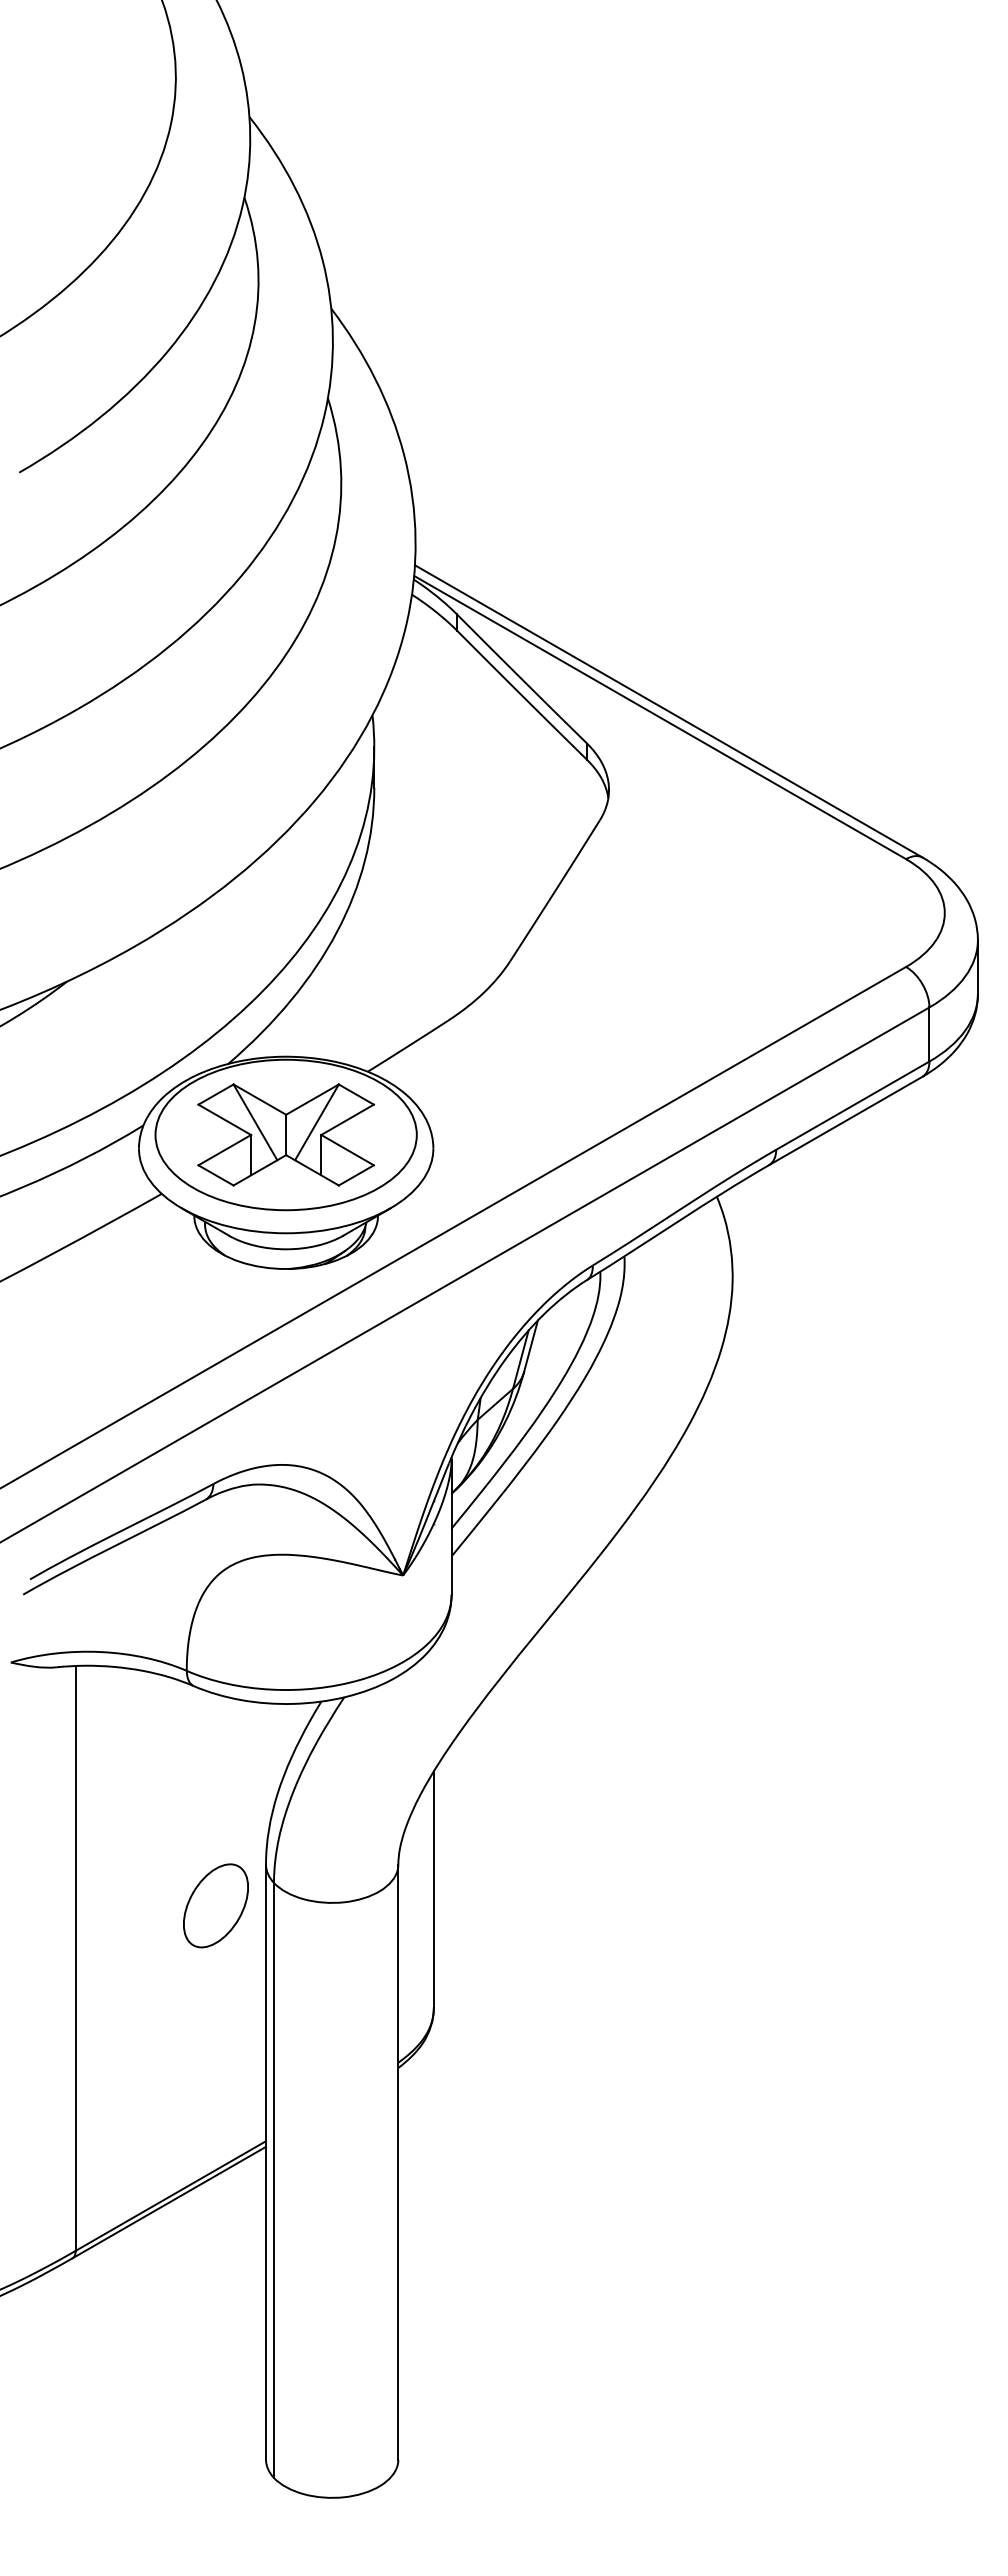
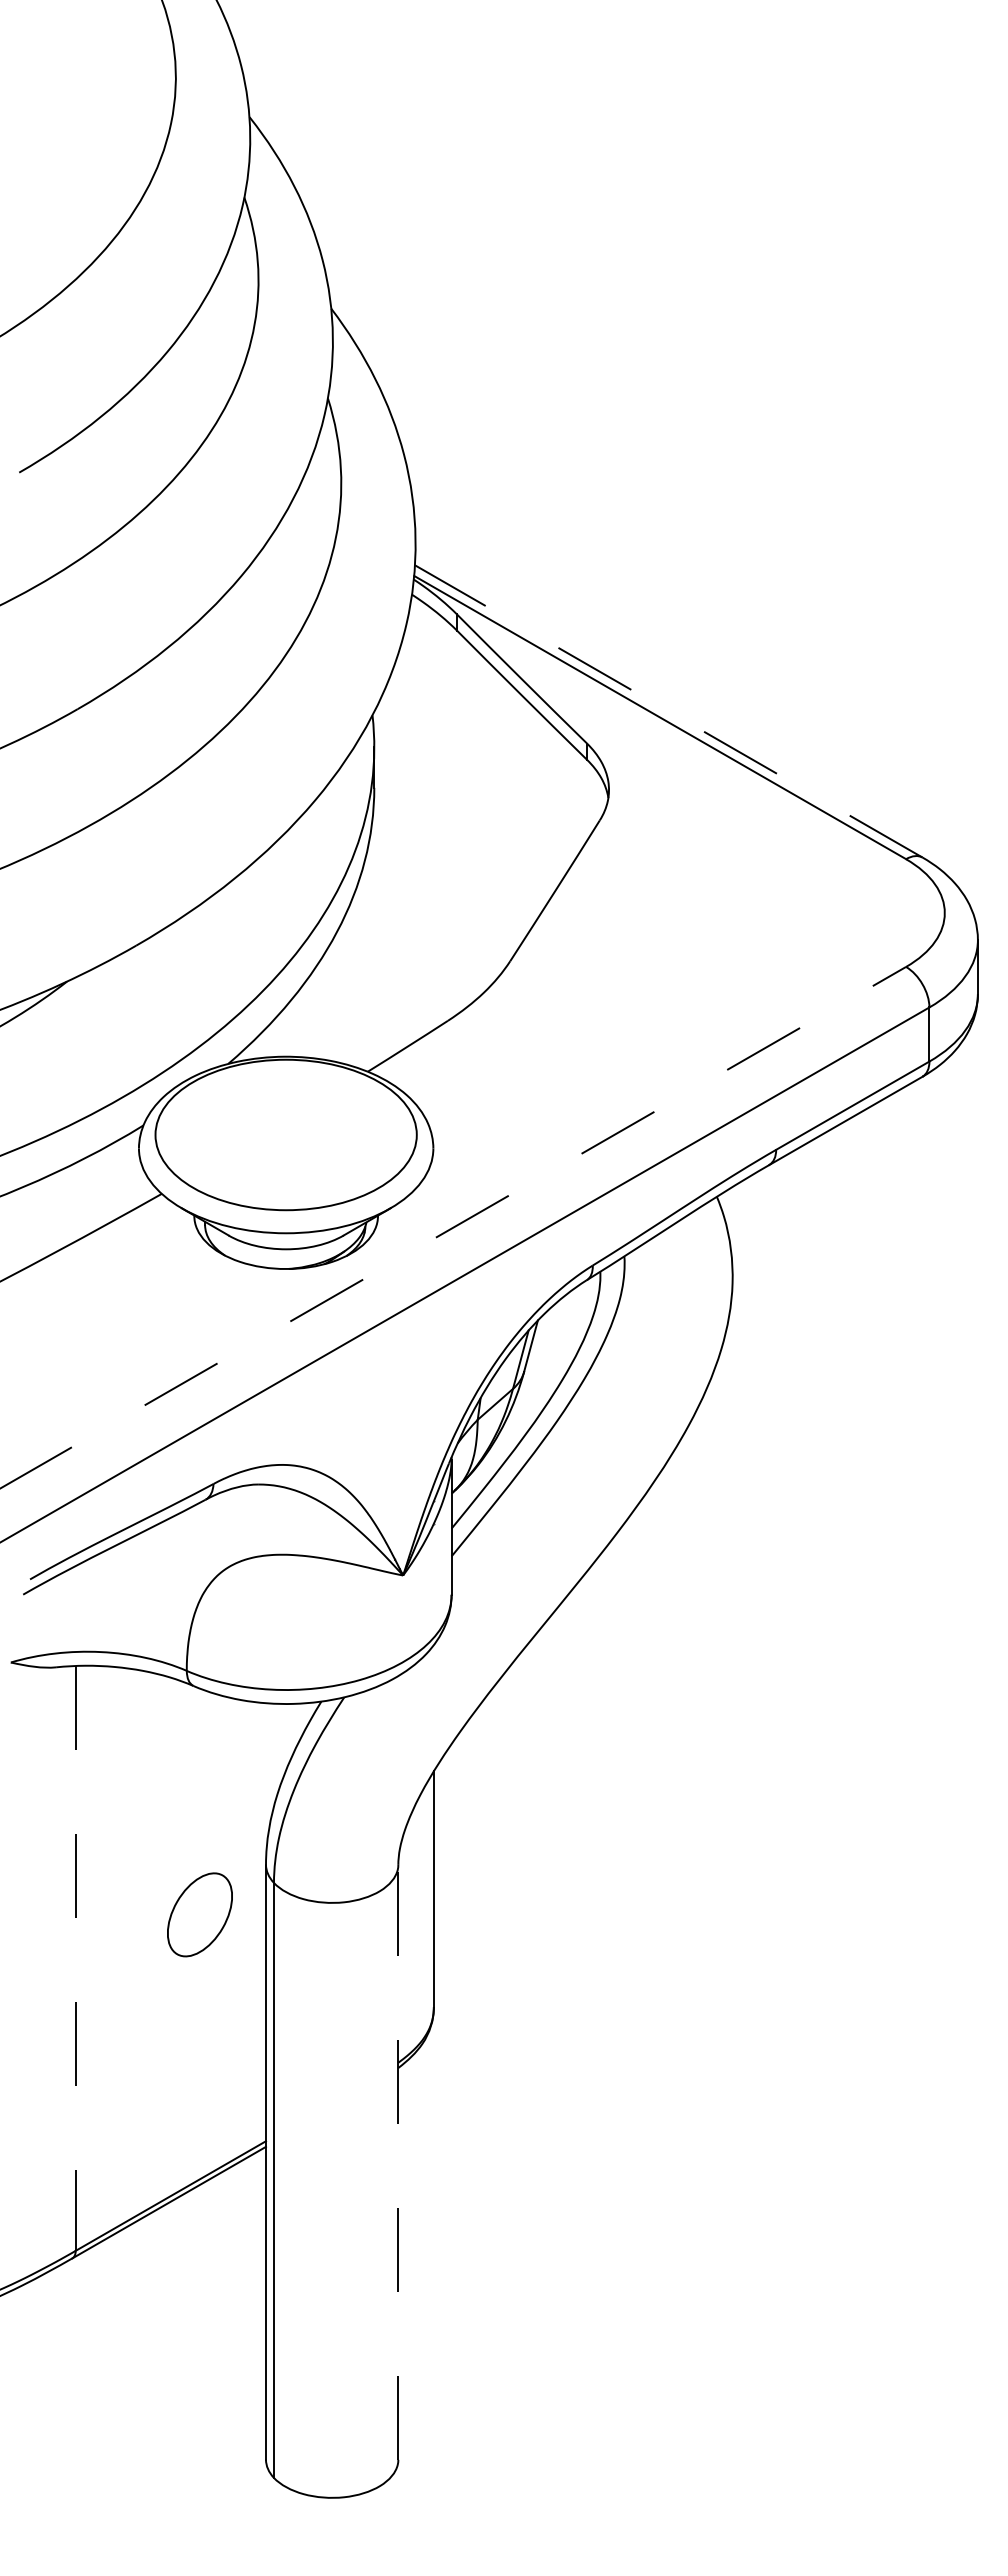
line: solid -> dashed (668, 711)
part: present -> none (285, 1134)
line: solid -> dashed (453, 1227)
part position: (215, 1905) -> (199, 1914) (199, 1914)
line: solid -> dashed (75, 1958)
line: solid -> dashed (398, 2161)
